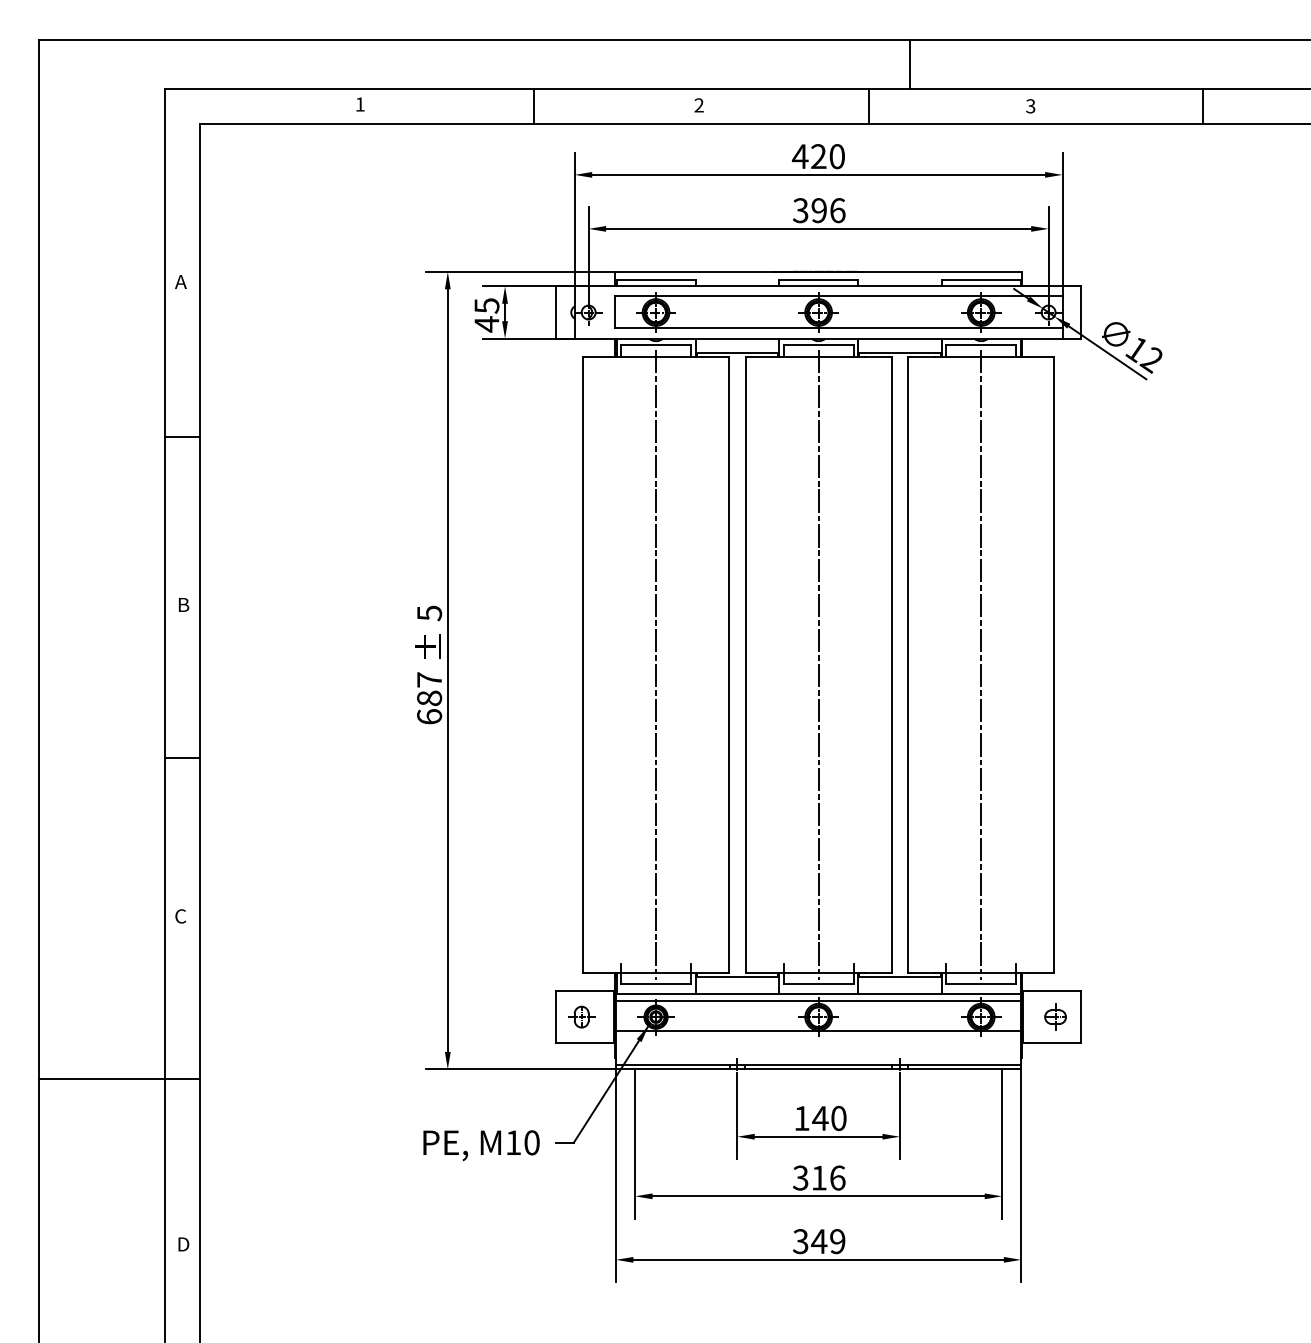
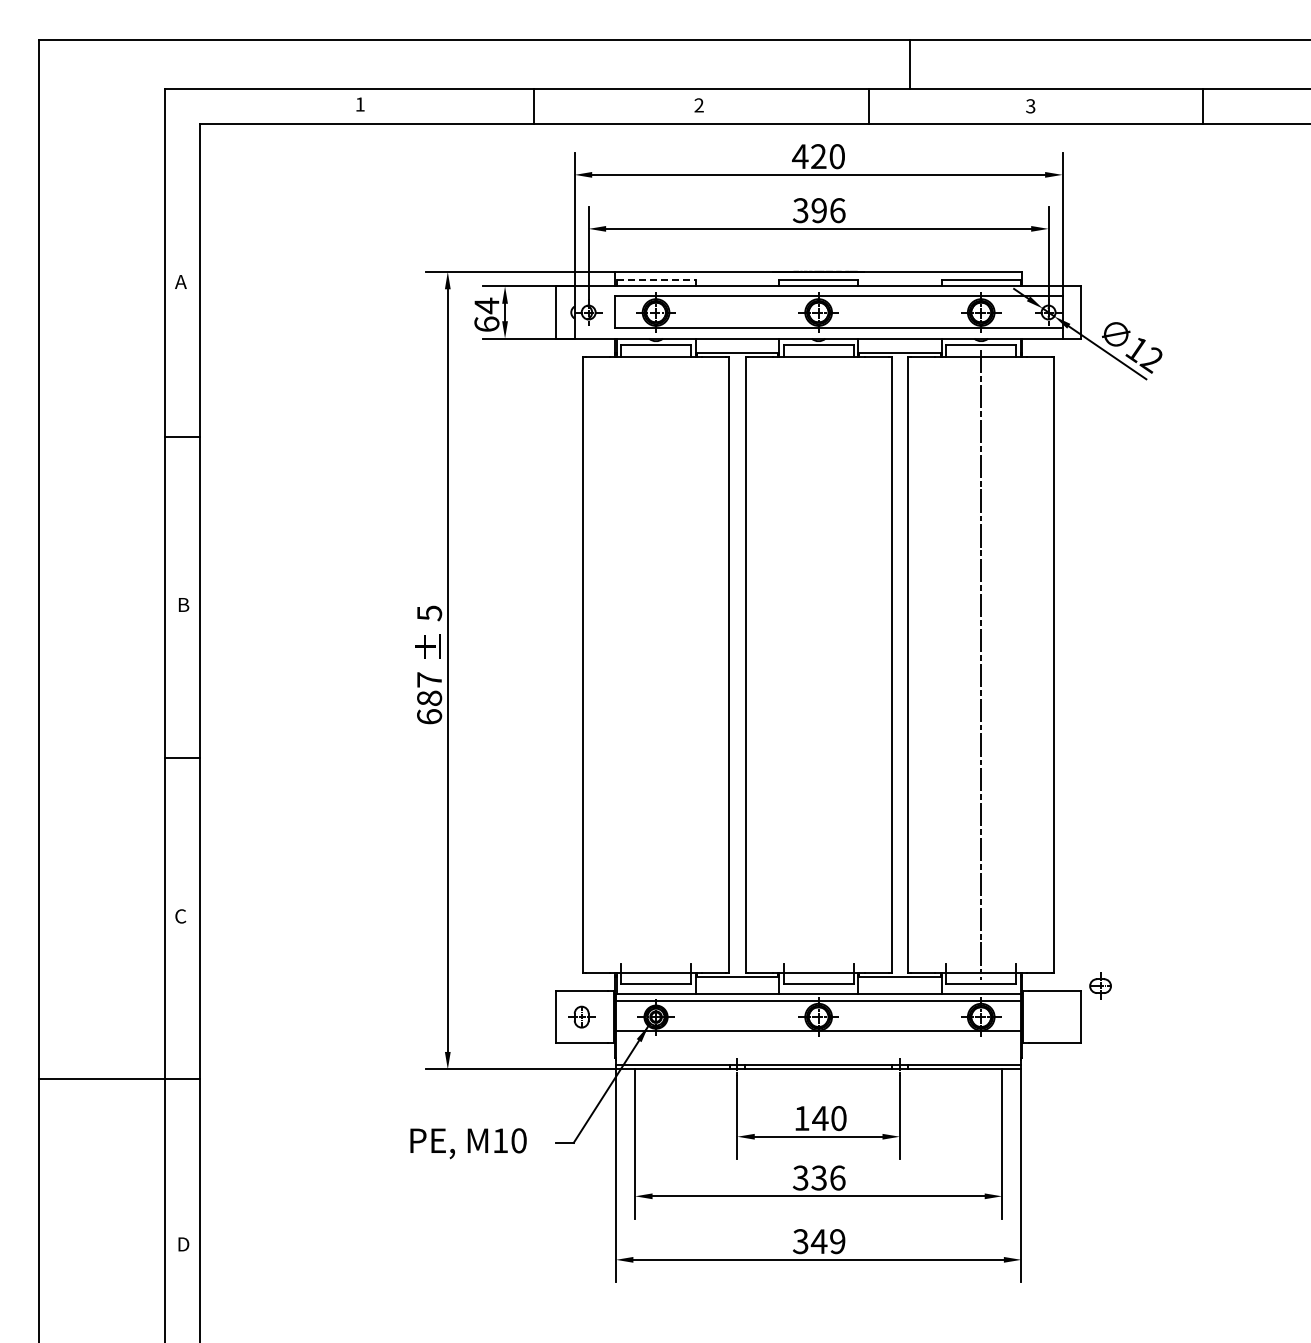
line: solid -> dashed (656, 279)
text: 45 -> 64 (486, 314)
line: present -> none (656, 664)
line: present -> none (818, 664)
part position: (1055, 1016) -> (1100, 985) (1100, 985)
text position: (481, 1145) -> (468, 1143) (468, 1143)
text: 316 -> 336 (818, 1177)
